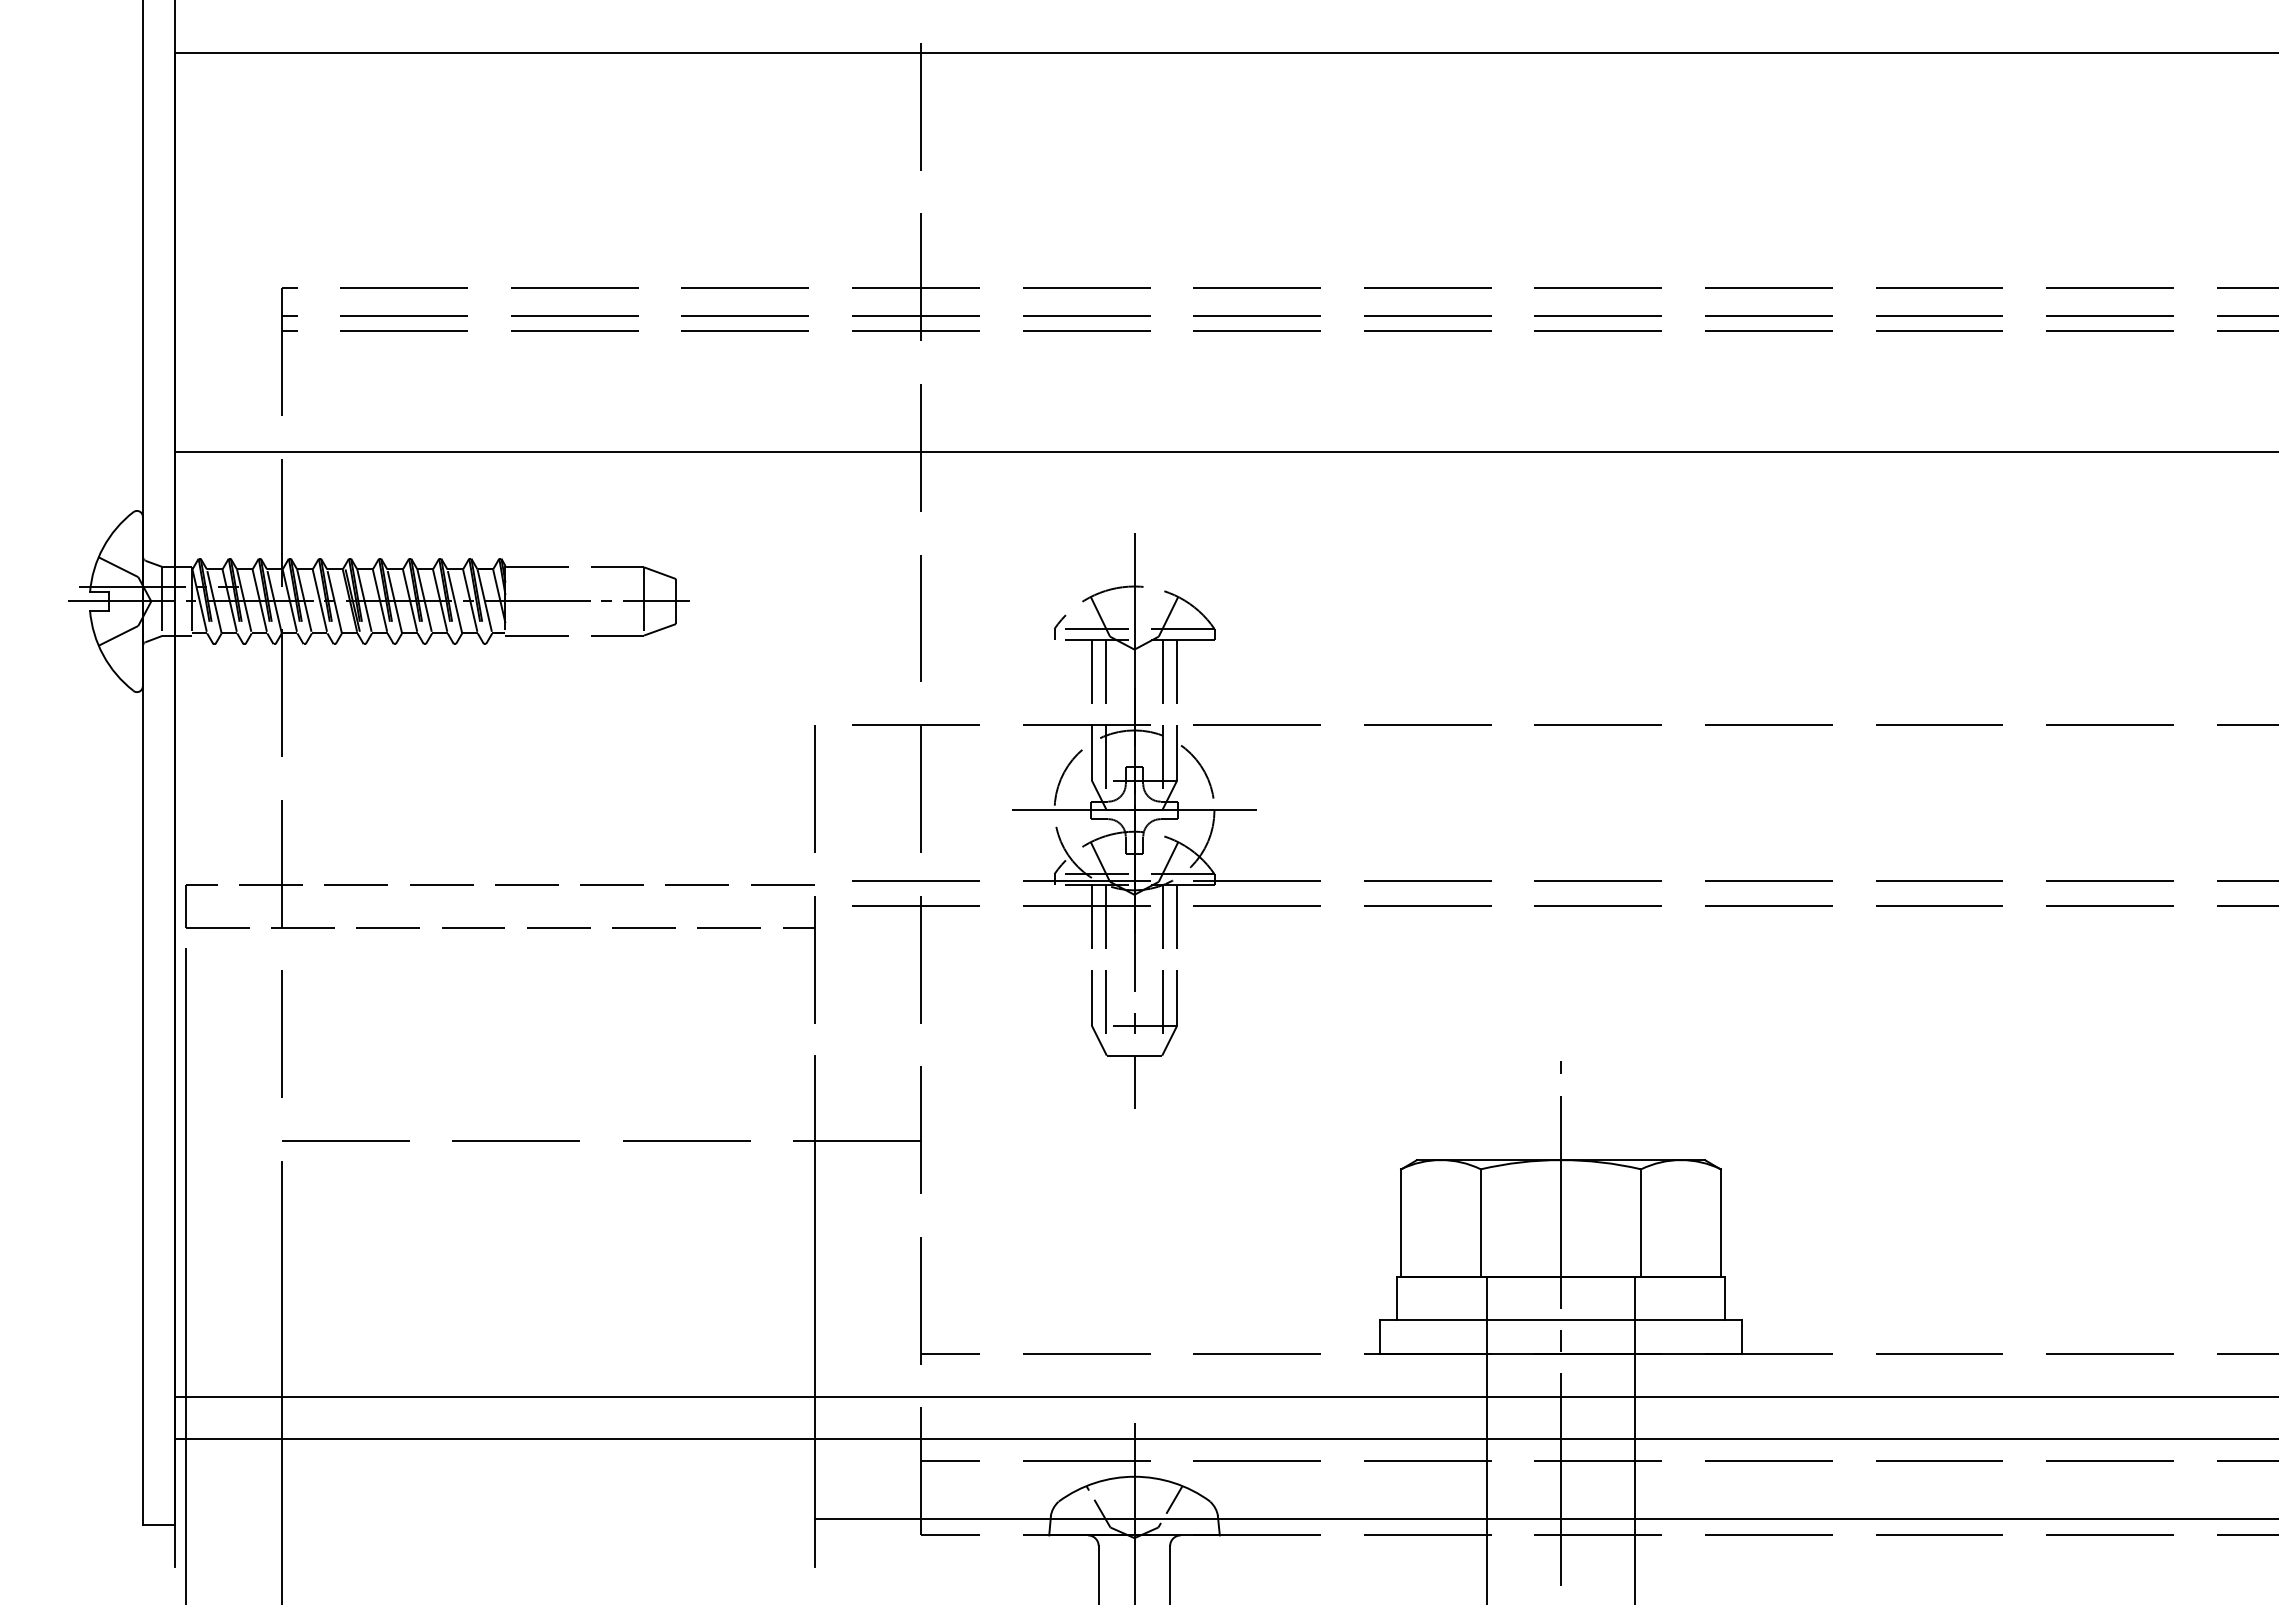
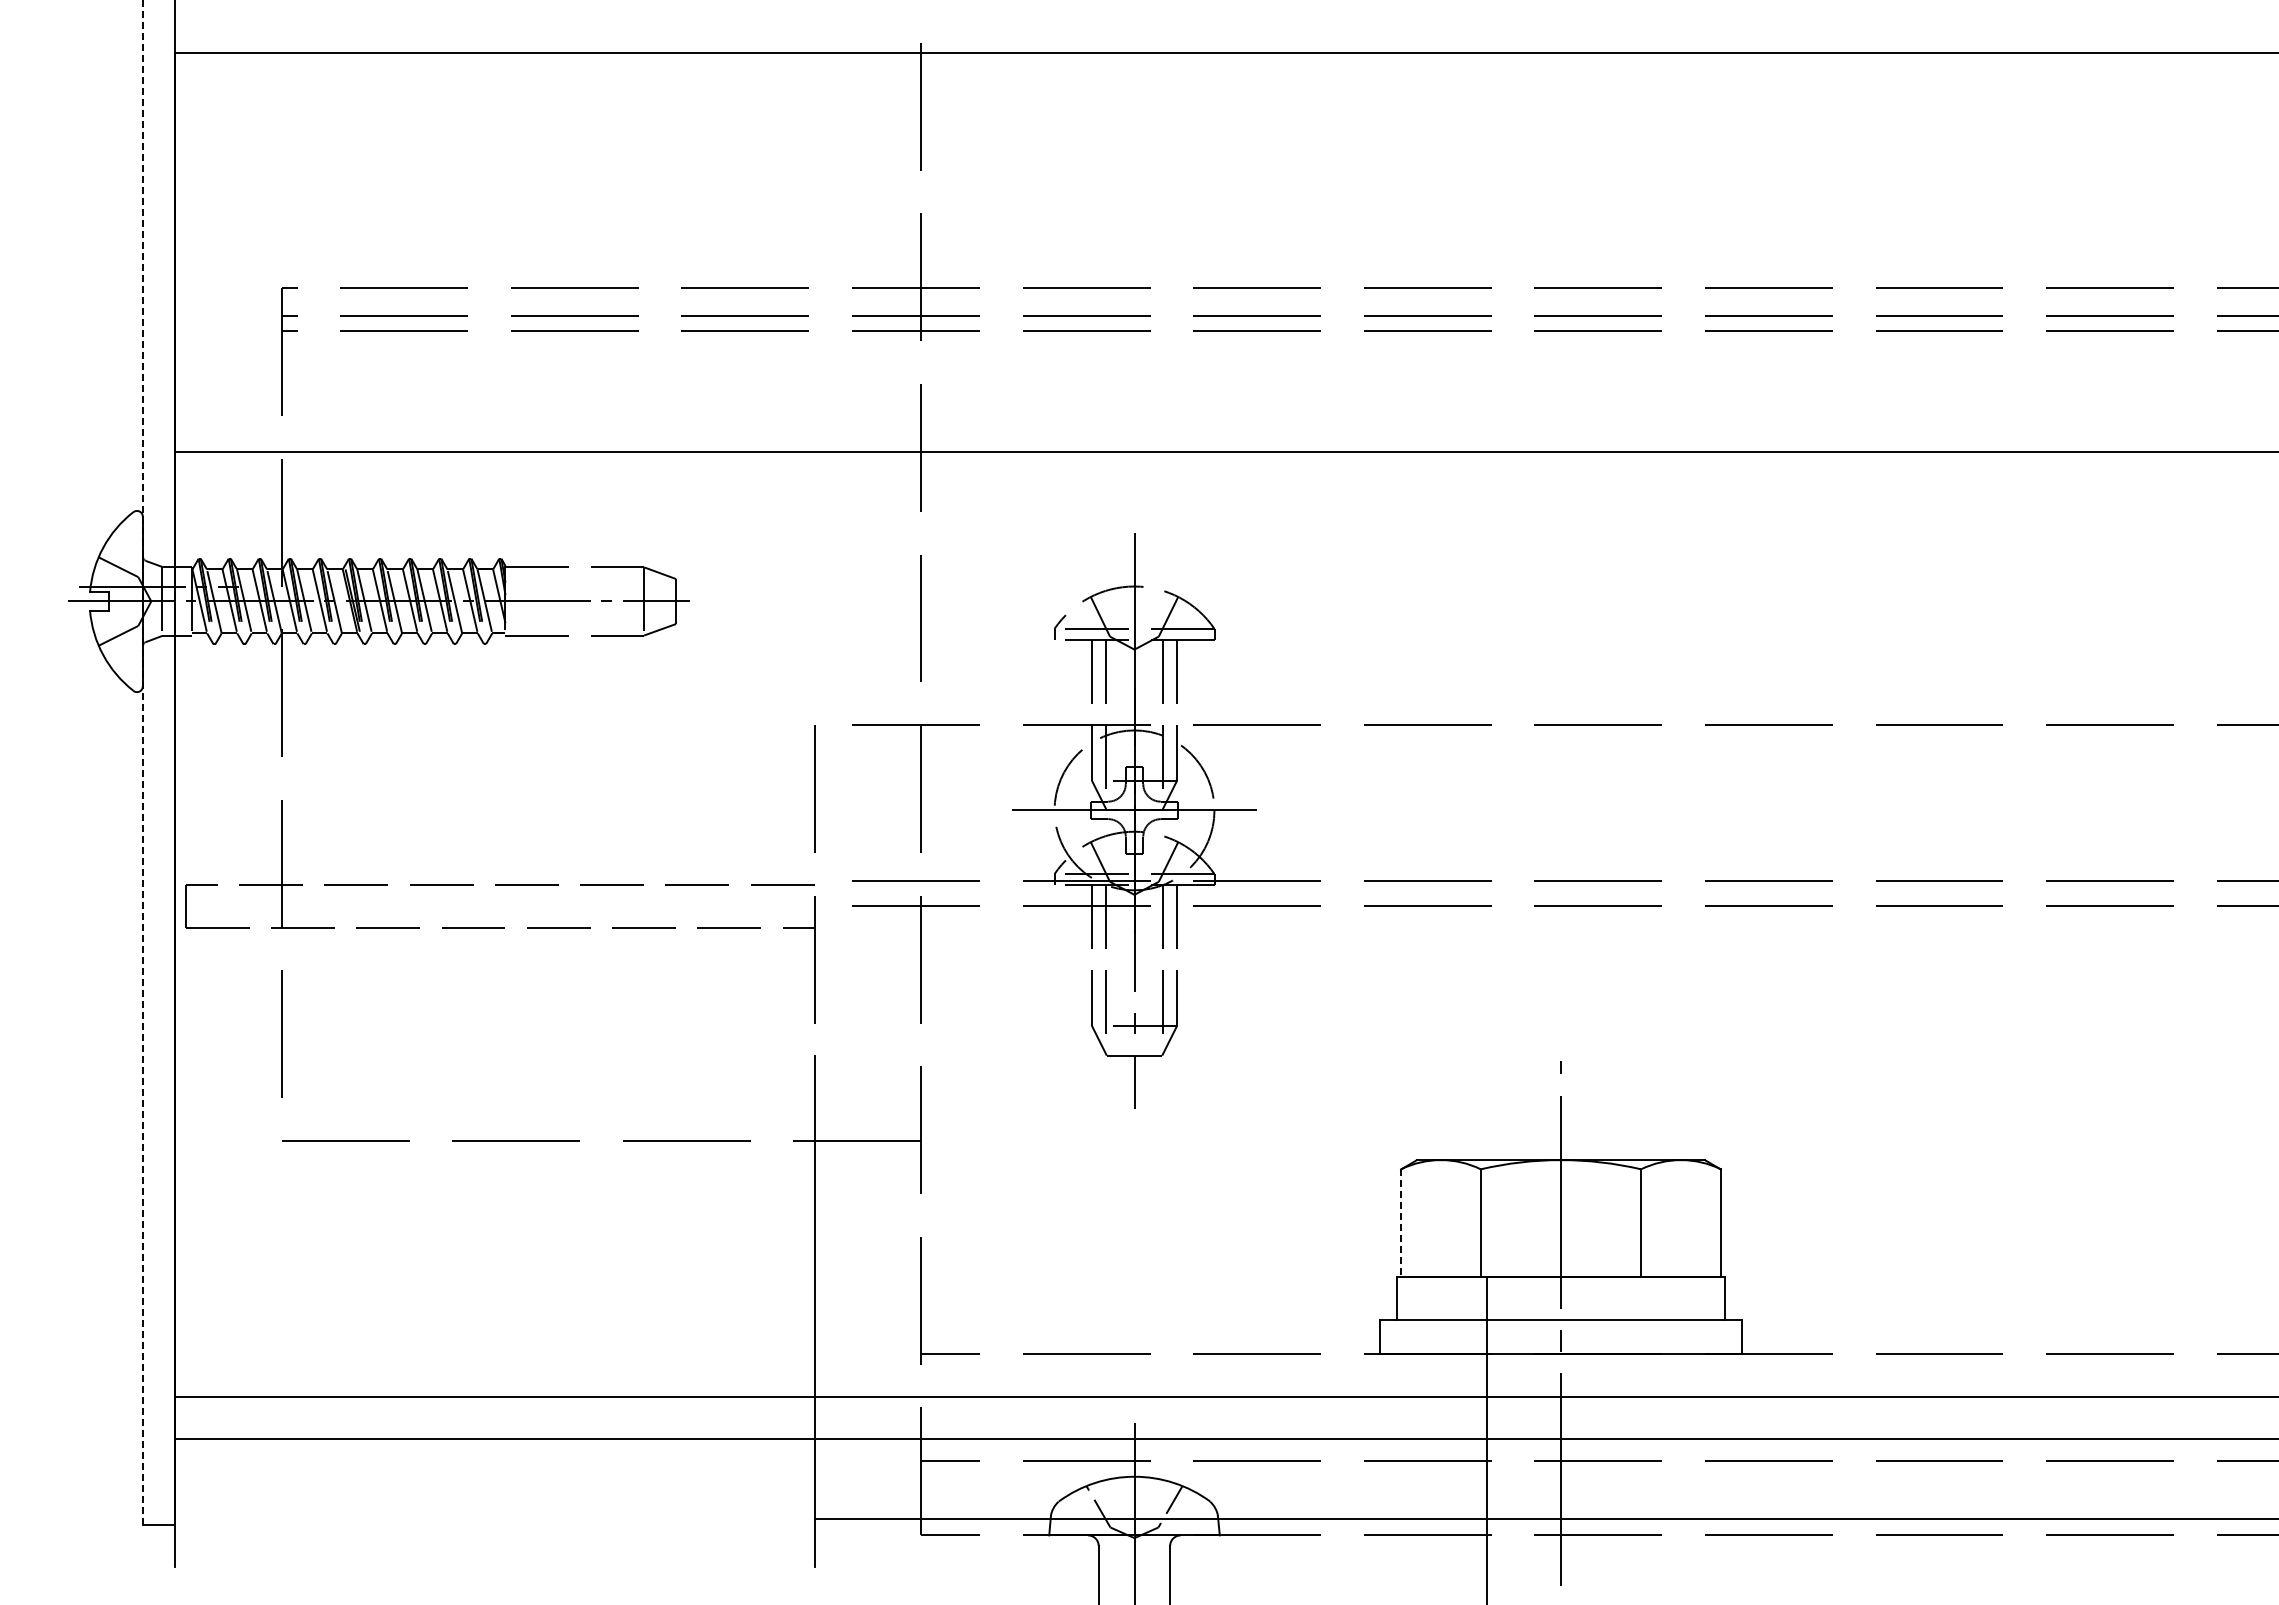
line: solid -> dashed (143, 763)
line: solid -> dashed (1401, 1223)
line: present -> none (185, 1275)
line: present -> none (281, 1381)
line: present -> none (1634, 1439)
